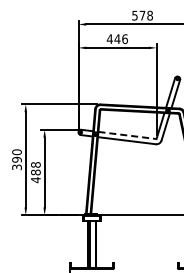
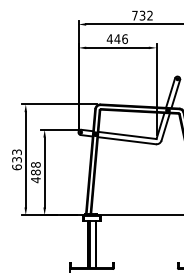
text: 578 -> 732 (142, 15)
line: dashed -> solid (127, 135)
text: 390 -> 633 (16, 159)
